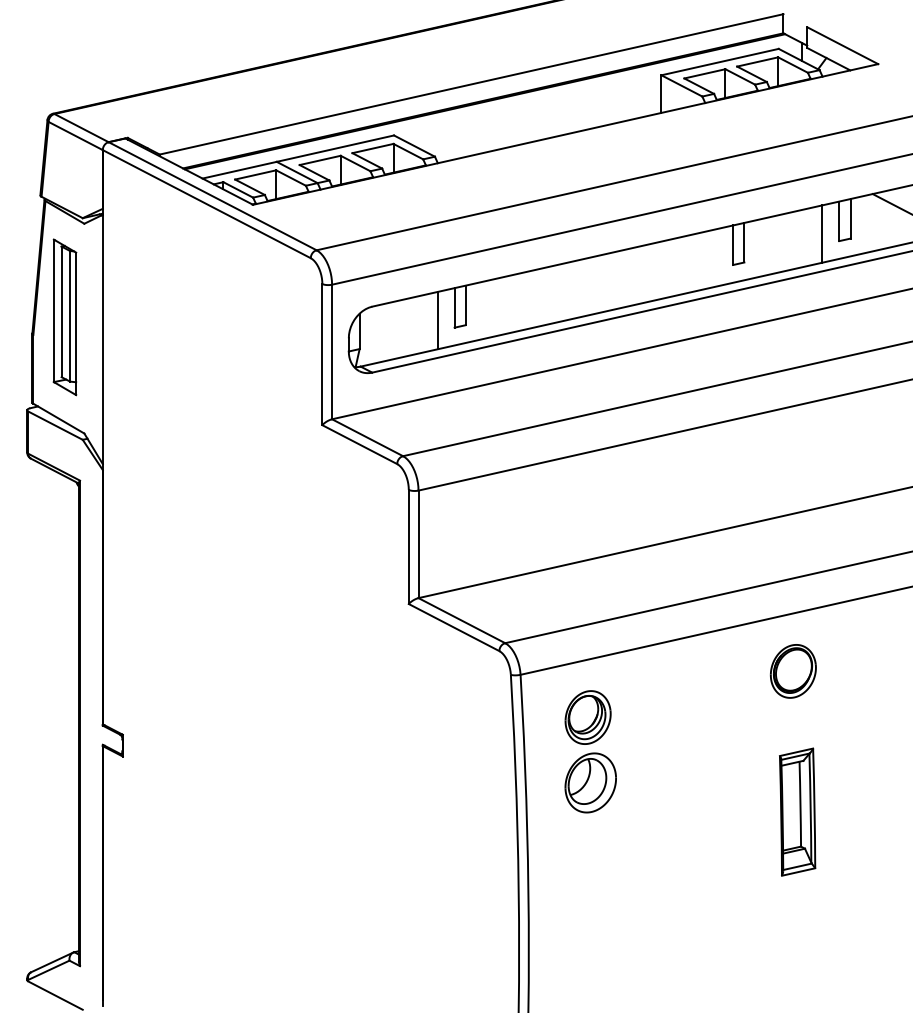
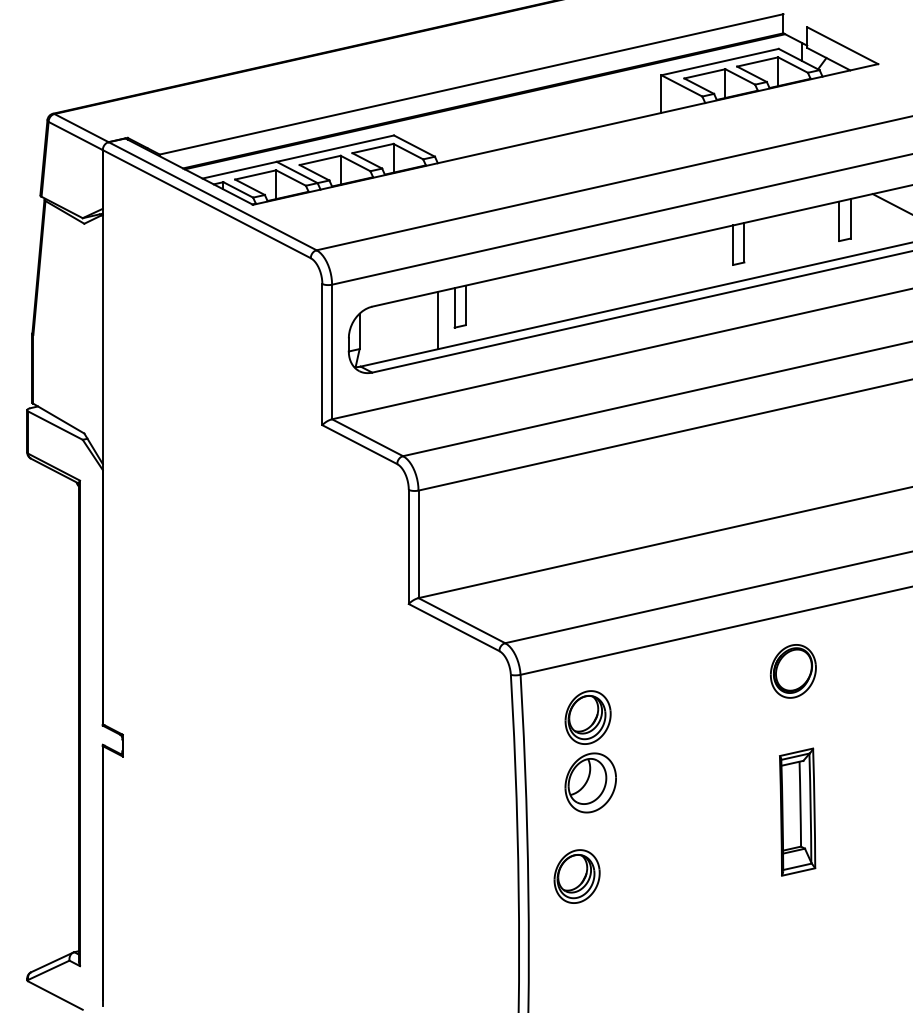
line: present -> none (822, 233)
part: present -> none (64, 317)
part: none -> present (576, 876)
